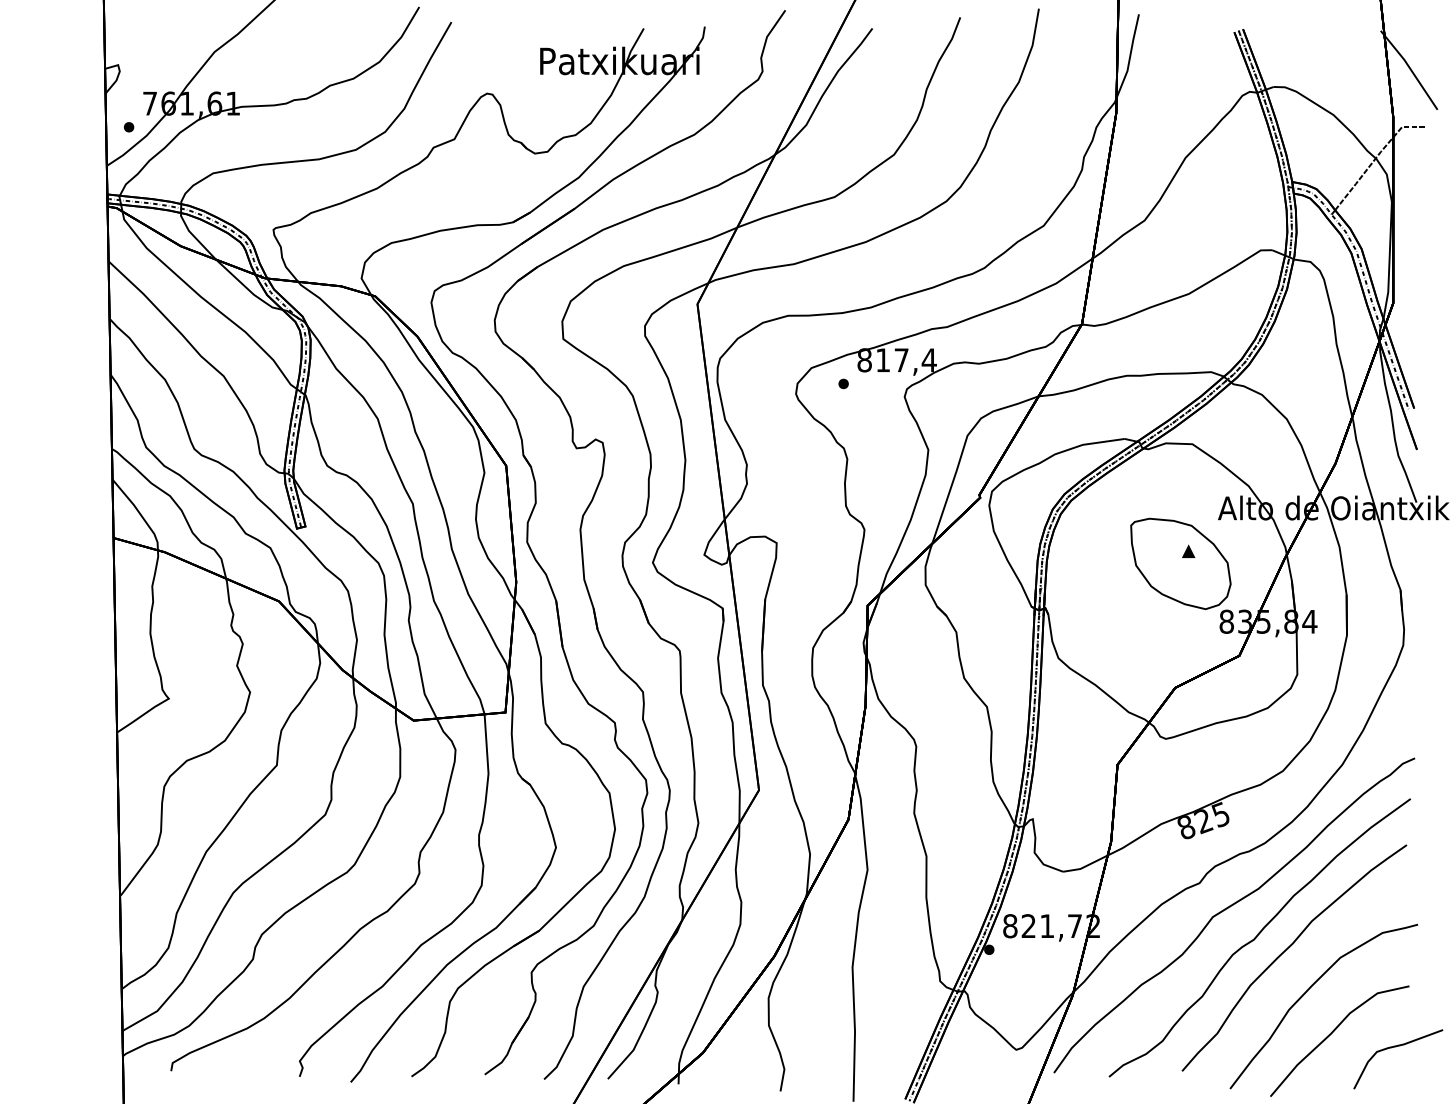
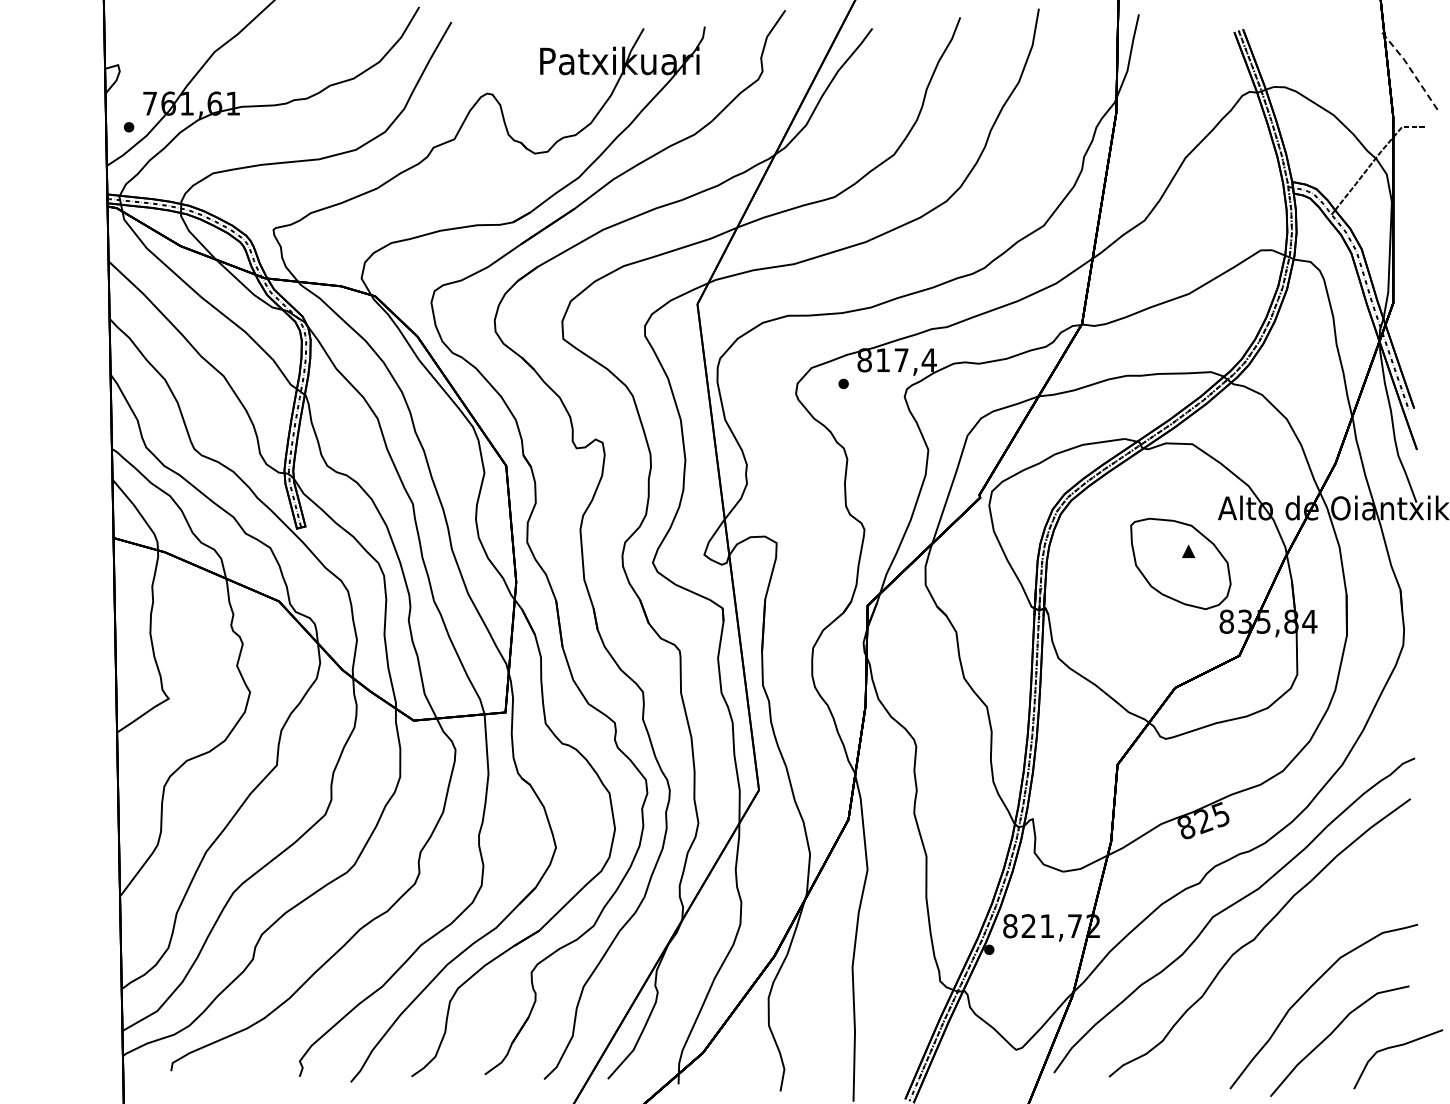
line: solid -> dashed (1410, 68)
curve: present -> none (1289, 948)
